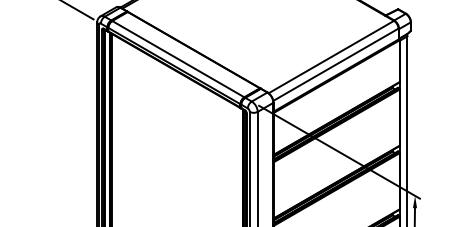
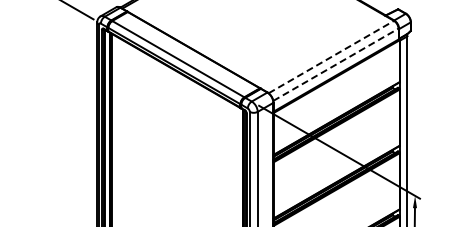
line: solid -> dashed (331, 56)
line: solid -> dashed (336, 64)
